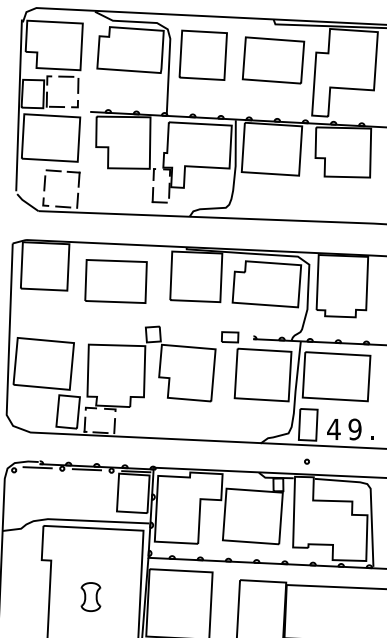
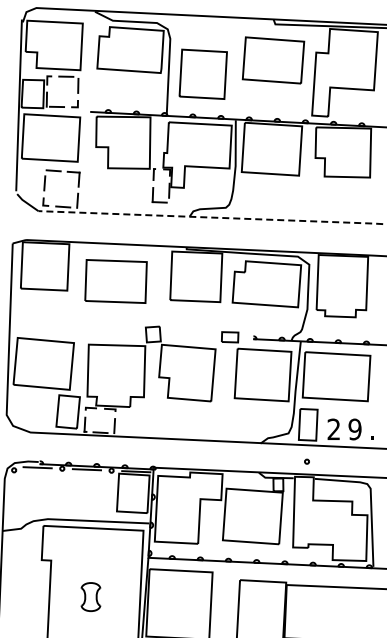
part position: (202, 54) -> (202, 73) (202, 73)
line: solid -> dashed (213, 217)
text: 4 -> 2 (333, 428)
